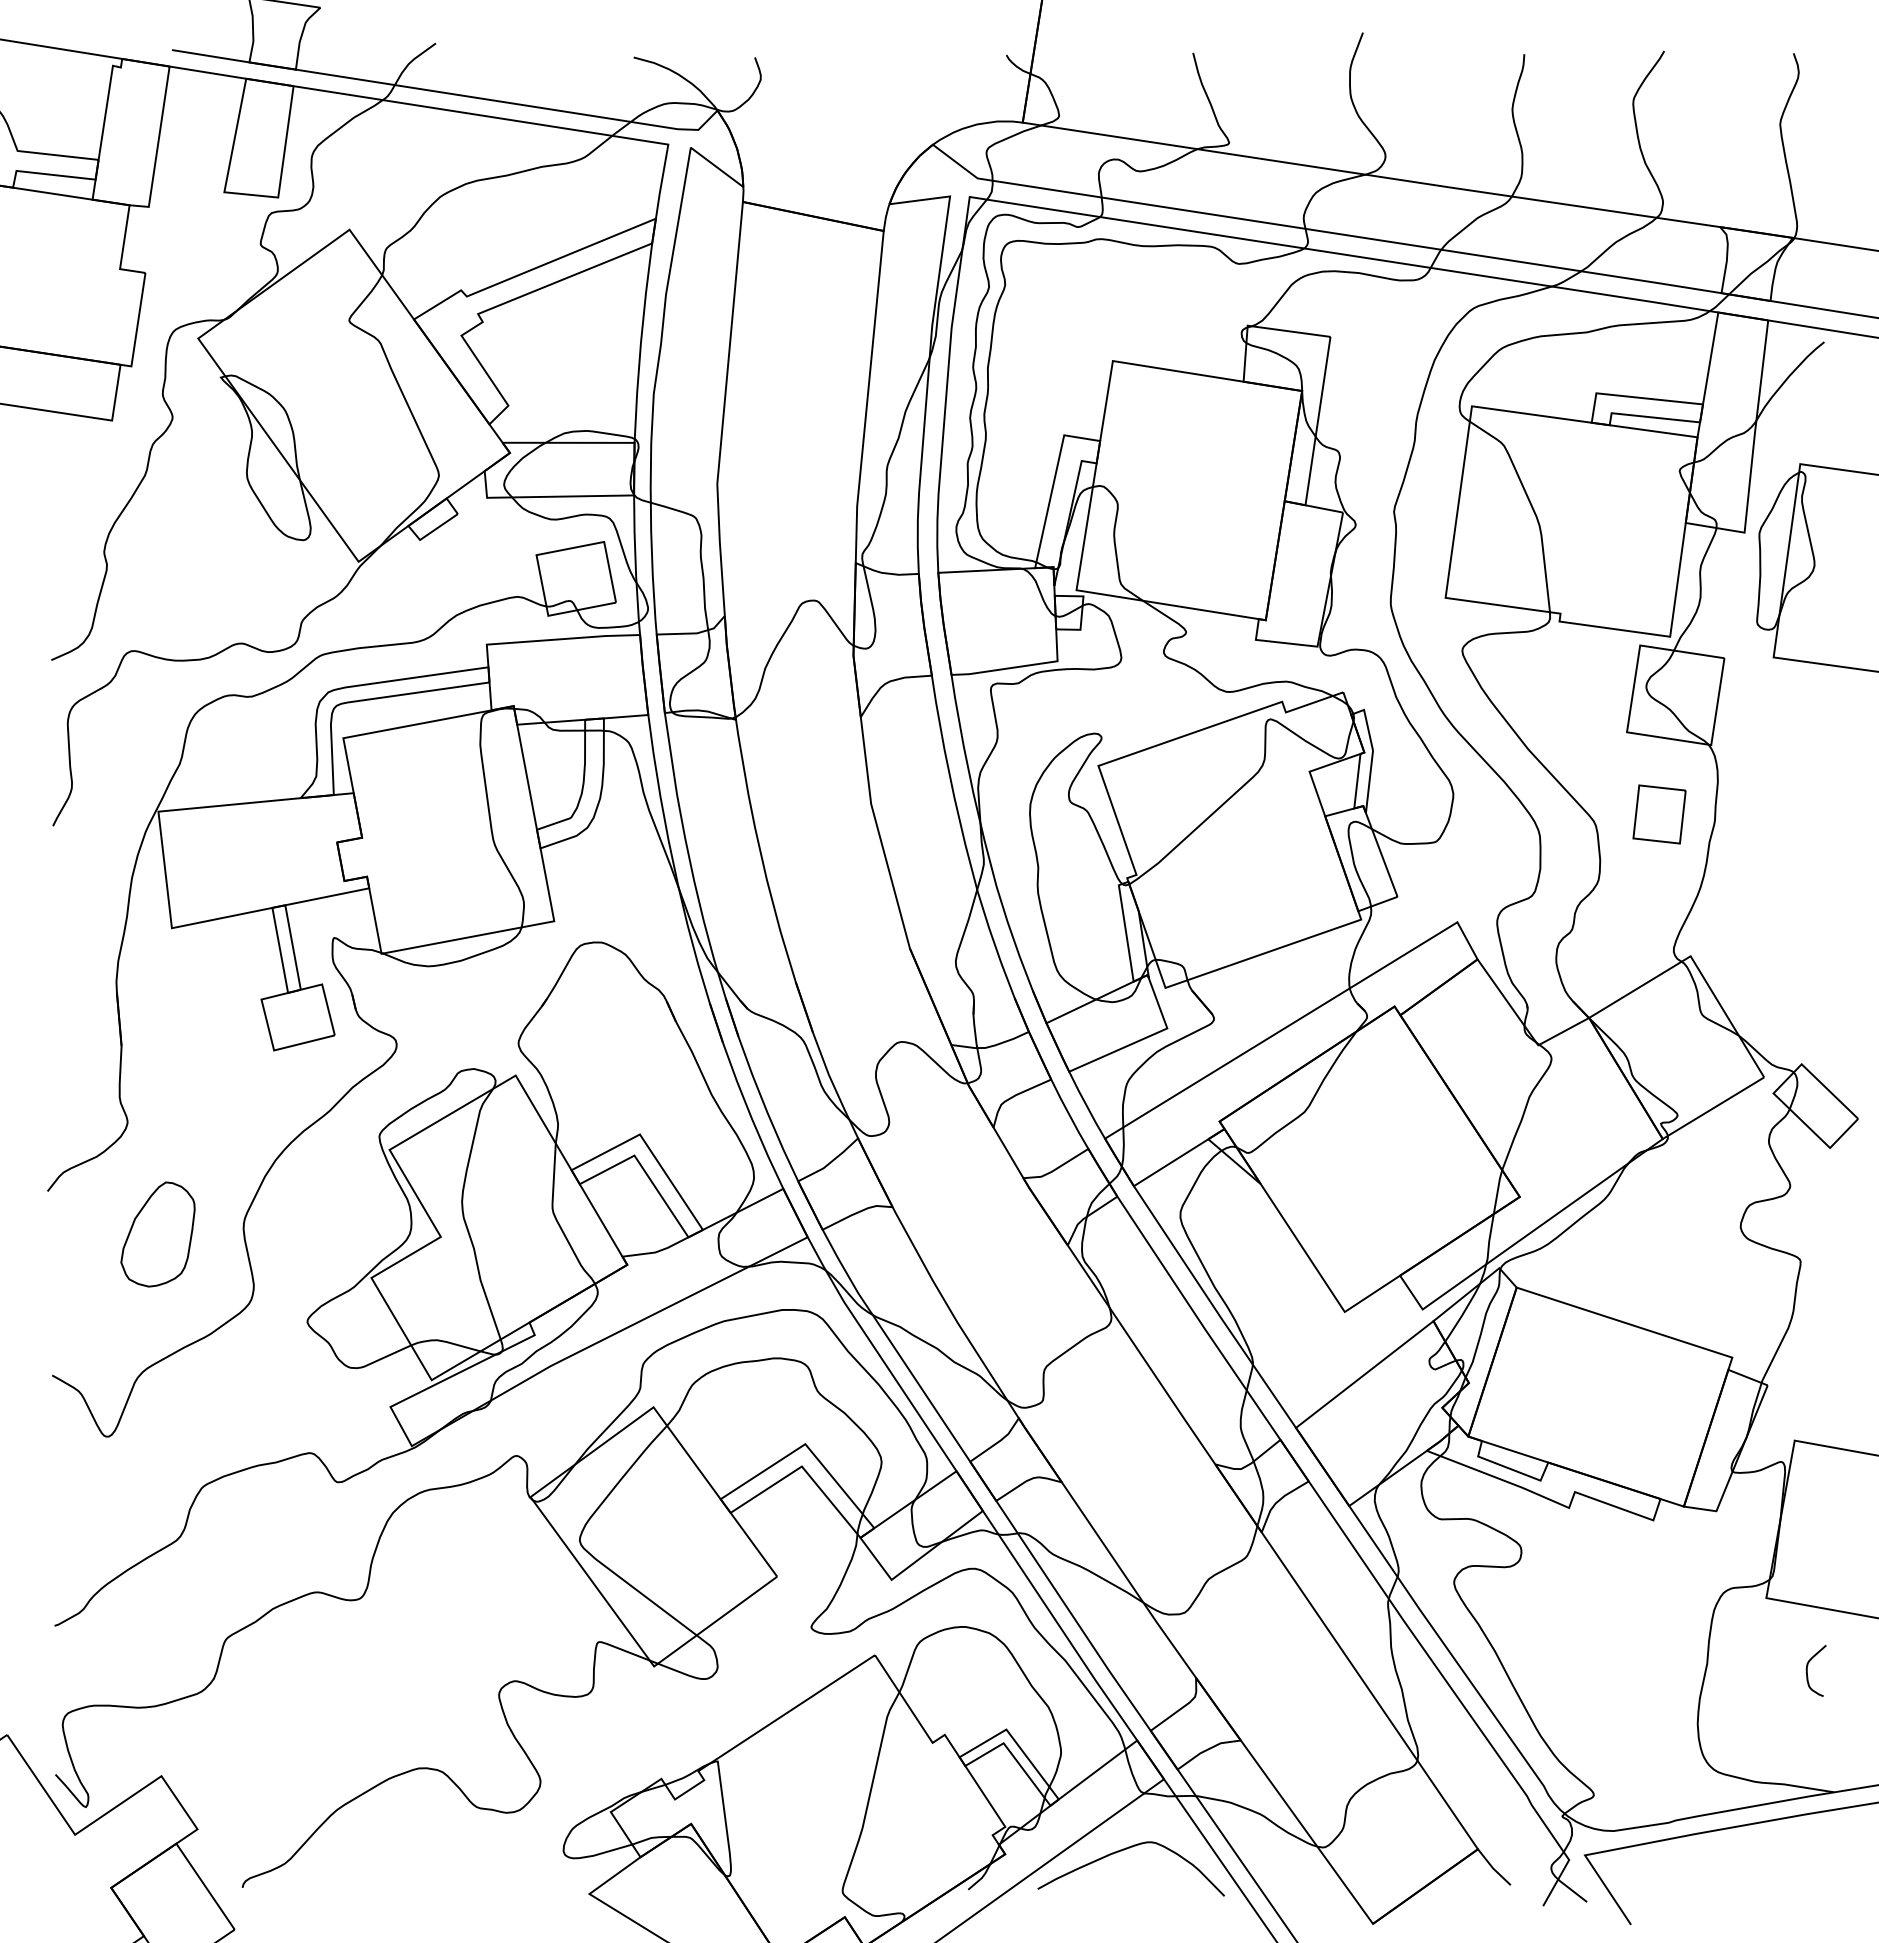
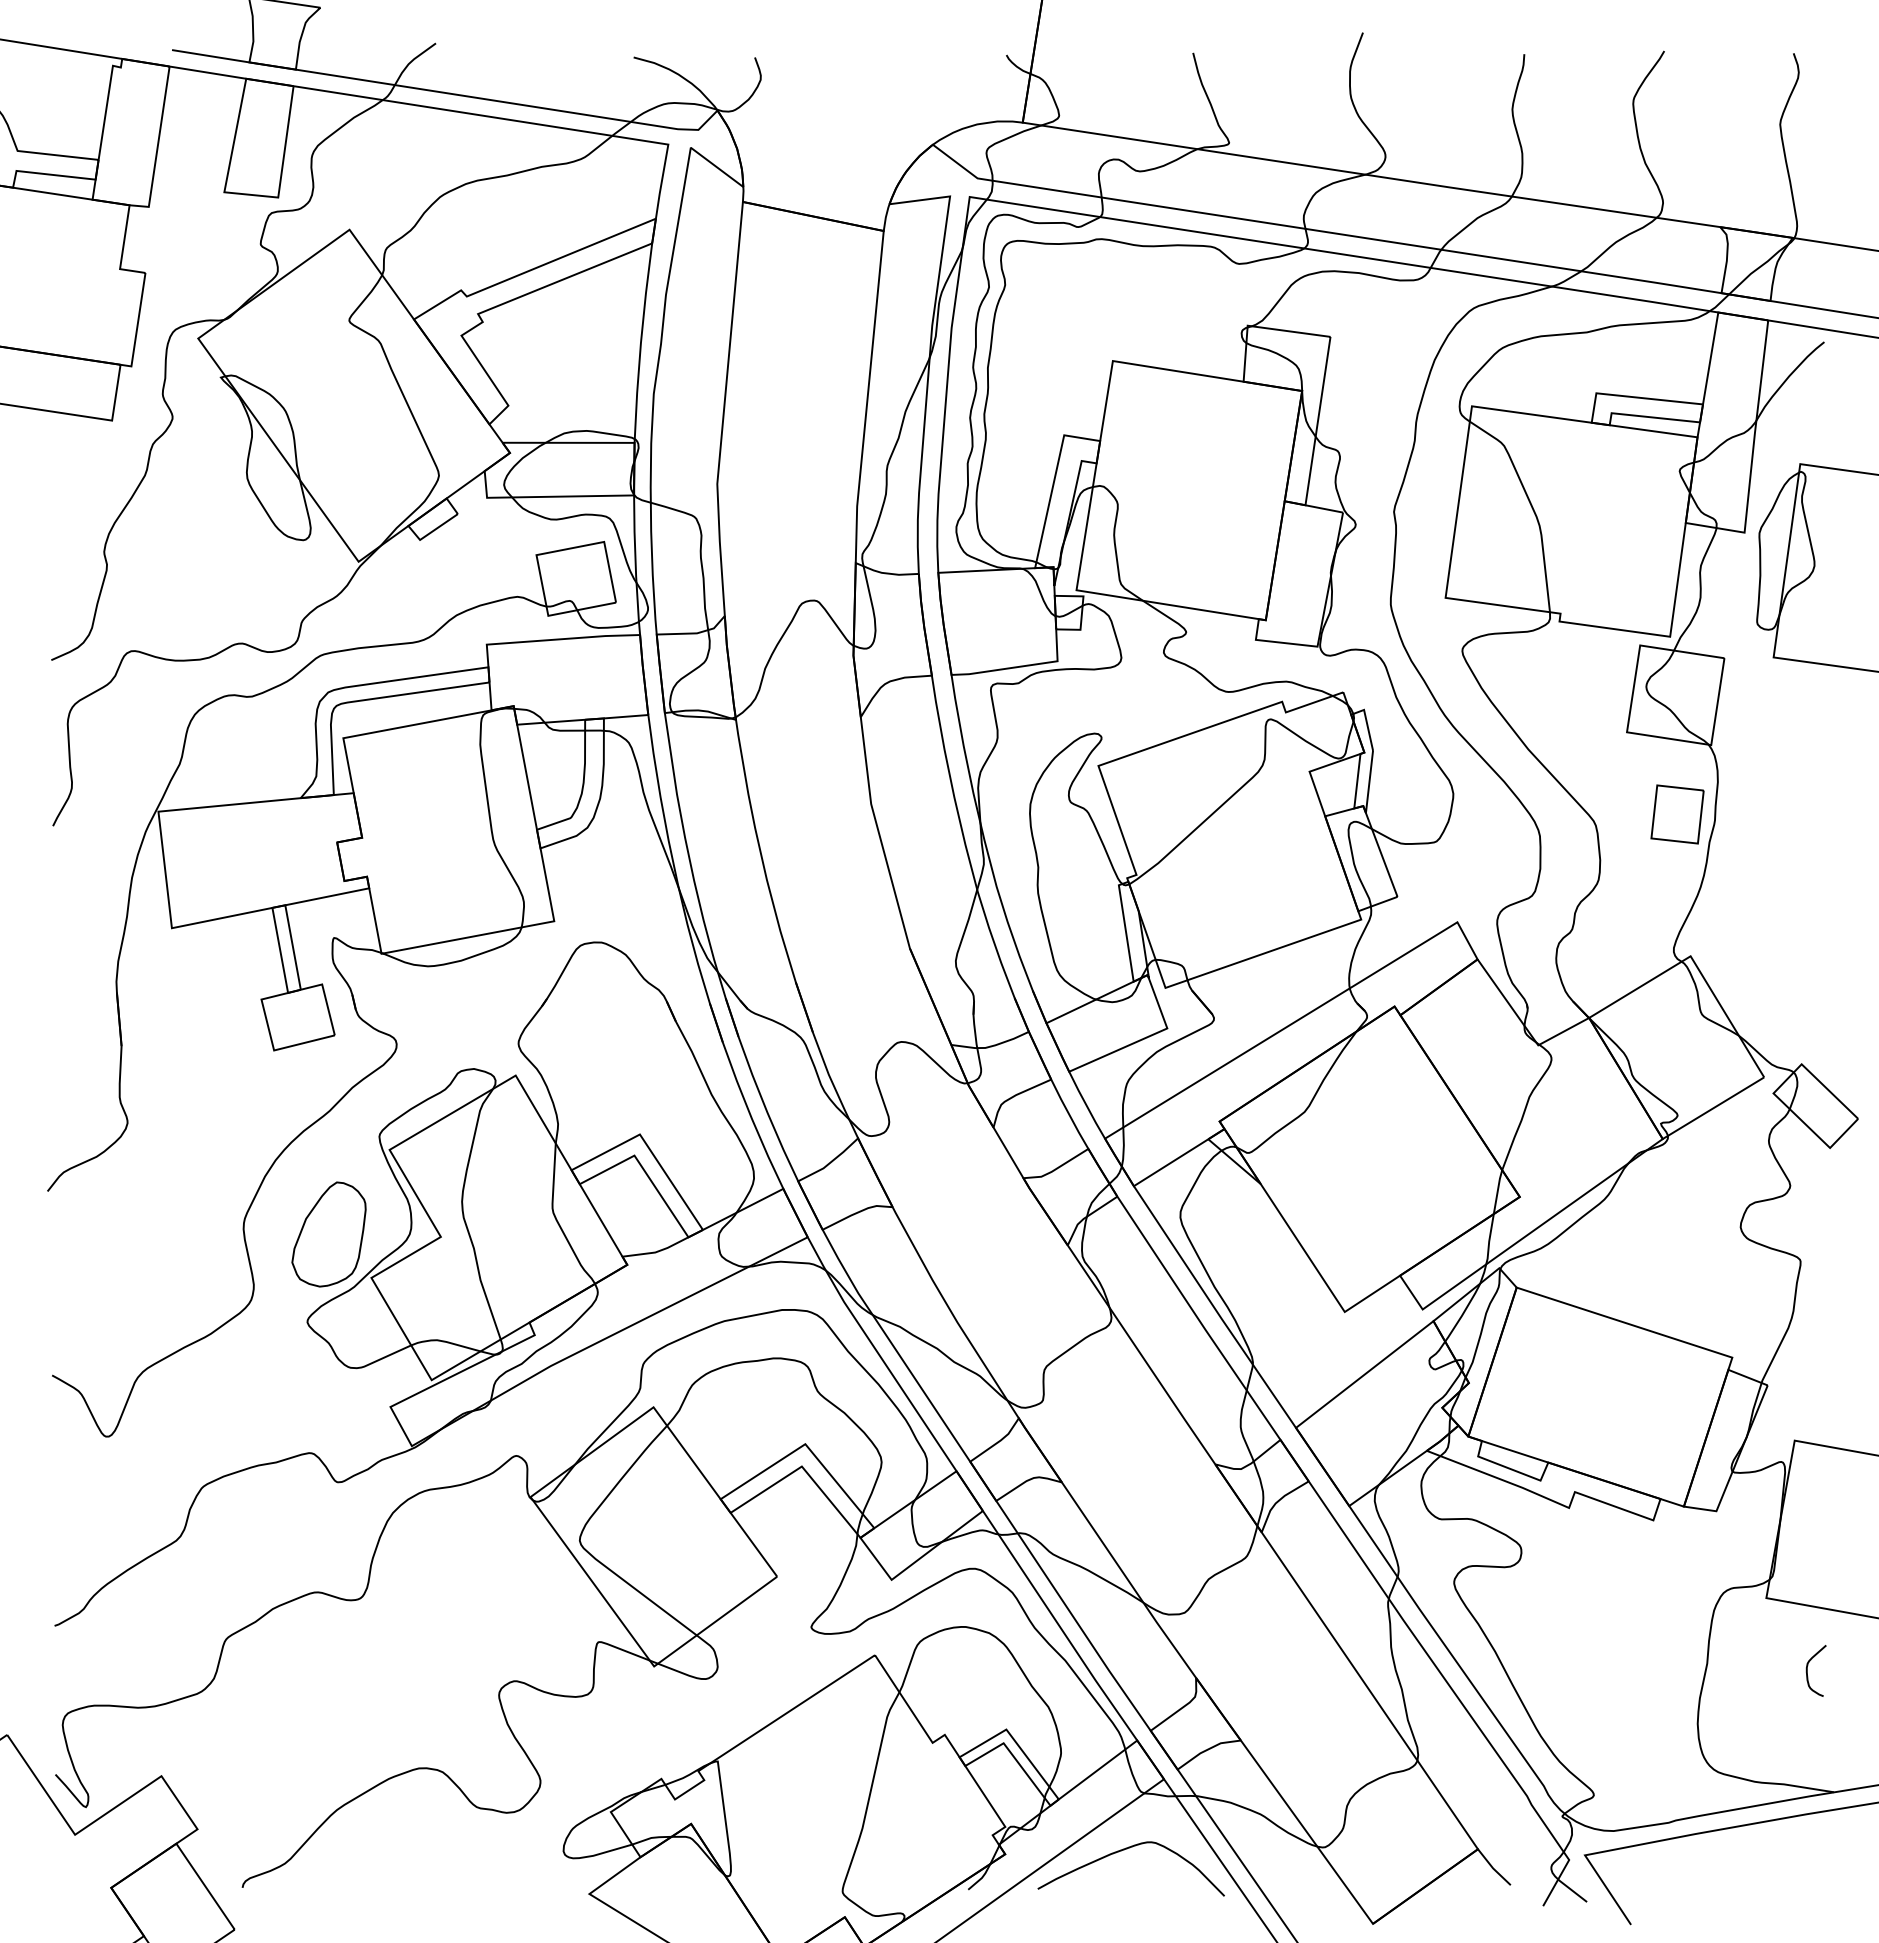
part position: (1659, 814) -> (1677, 814) (1677, 814)
part position: (157, 1234) -> (328, 1234) (328, 1234)
